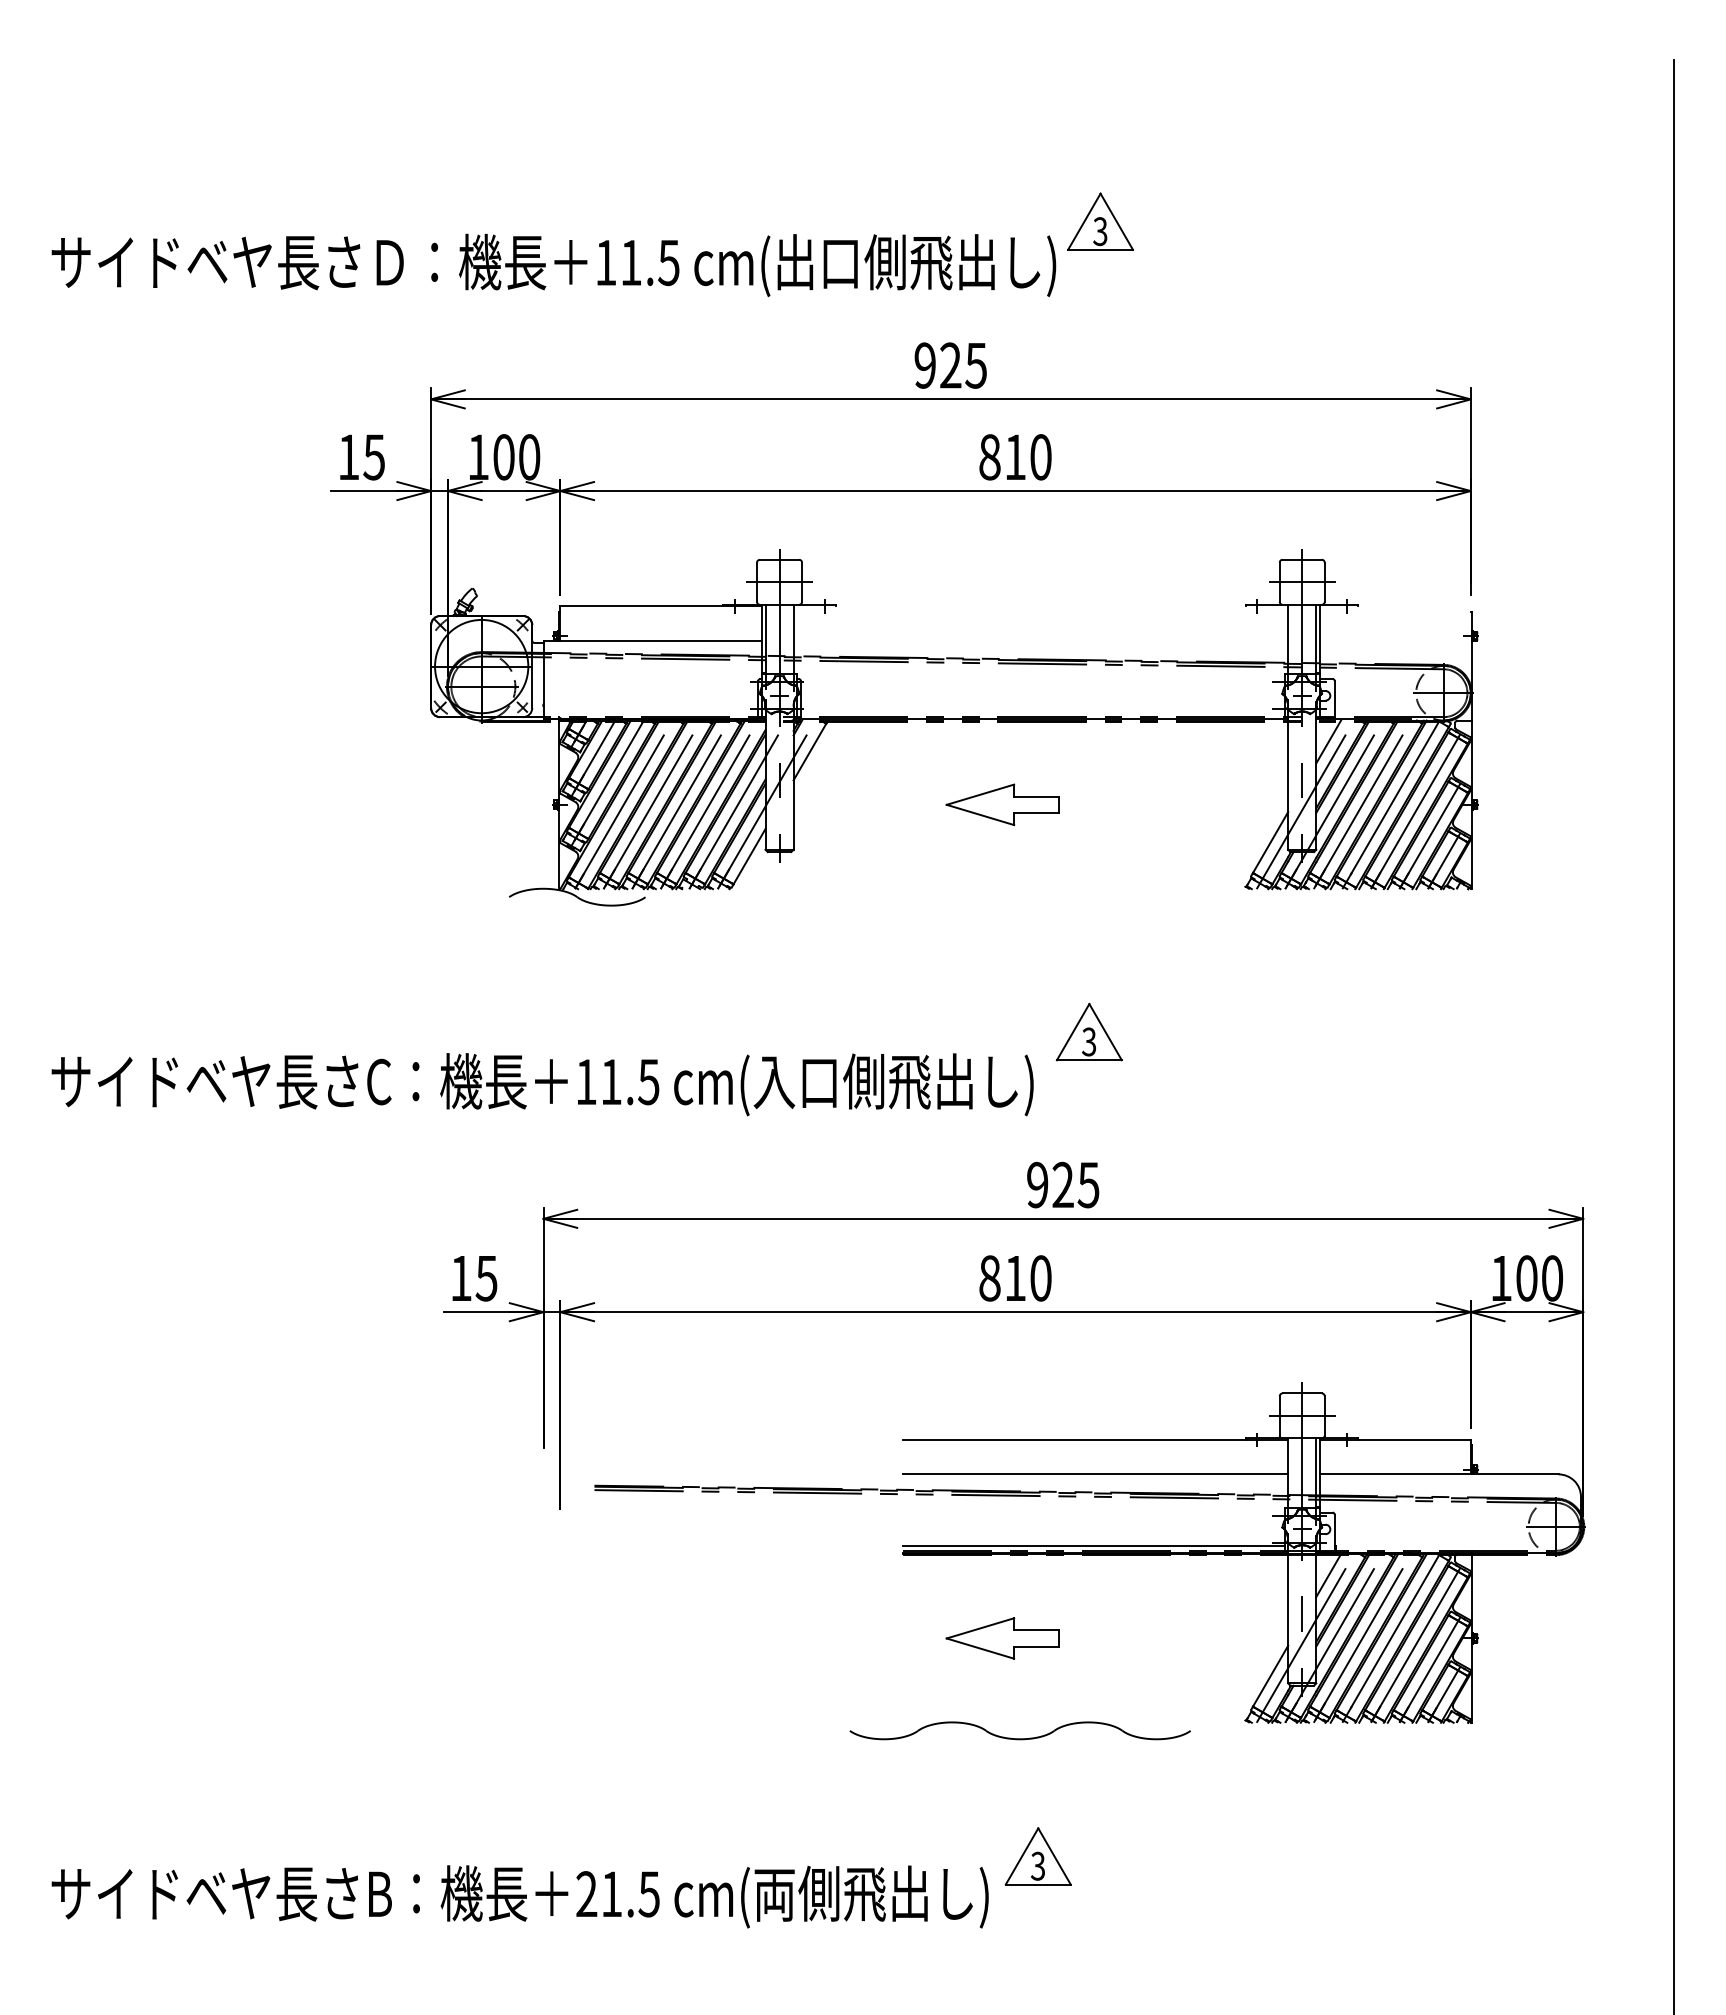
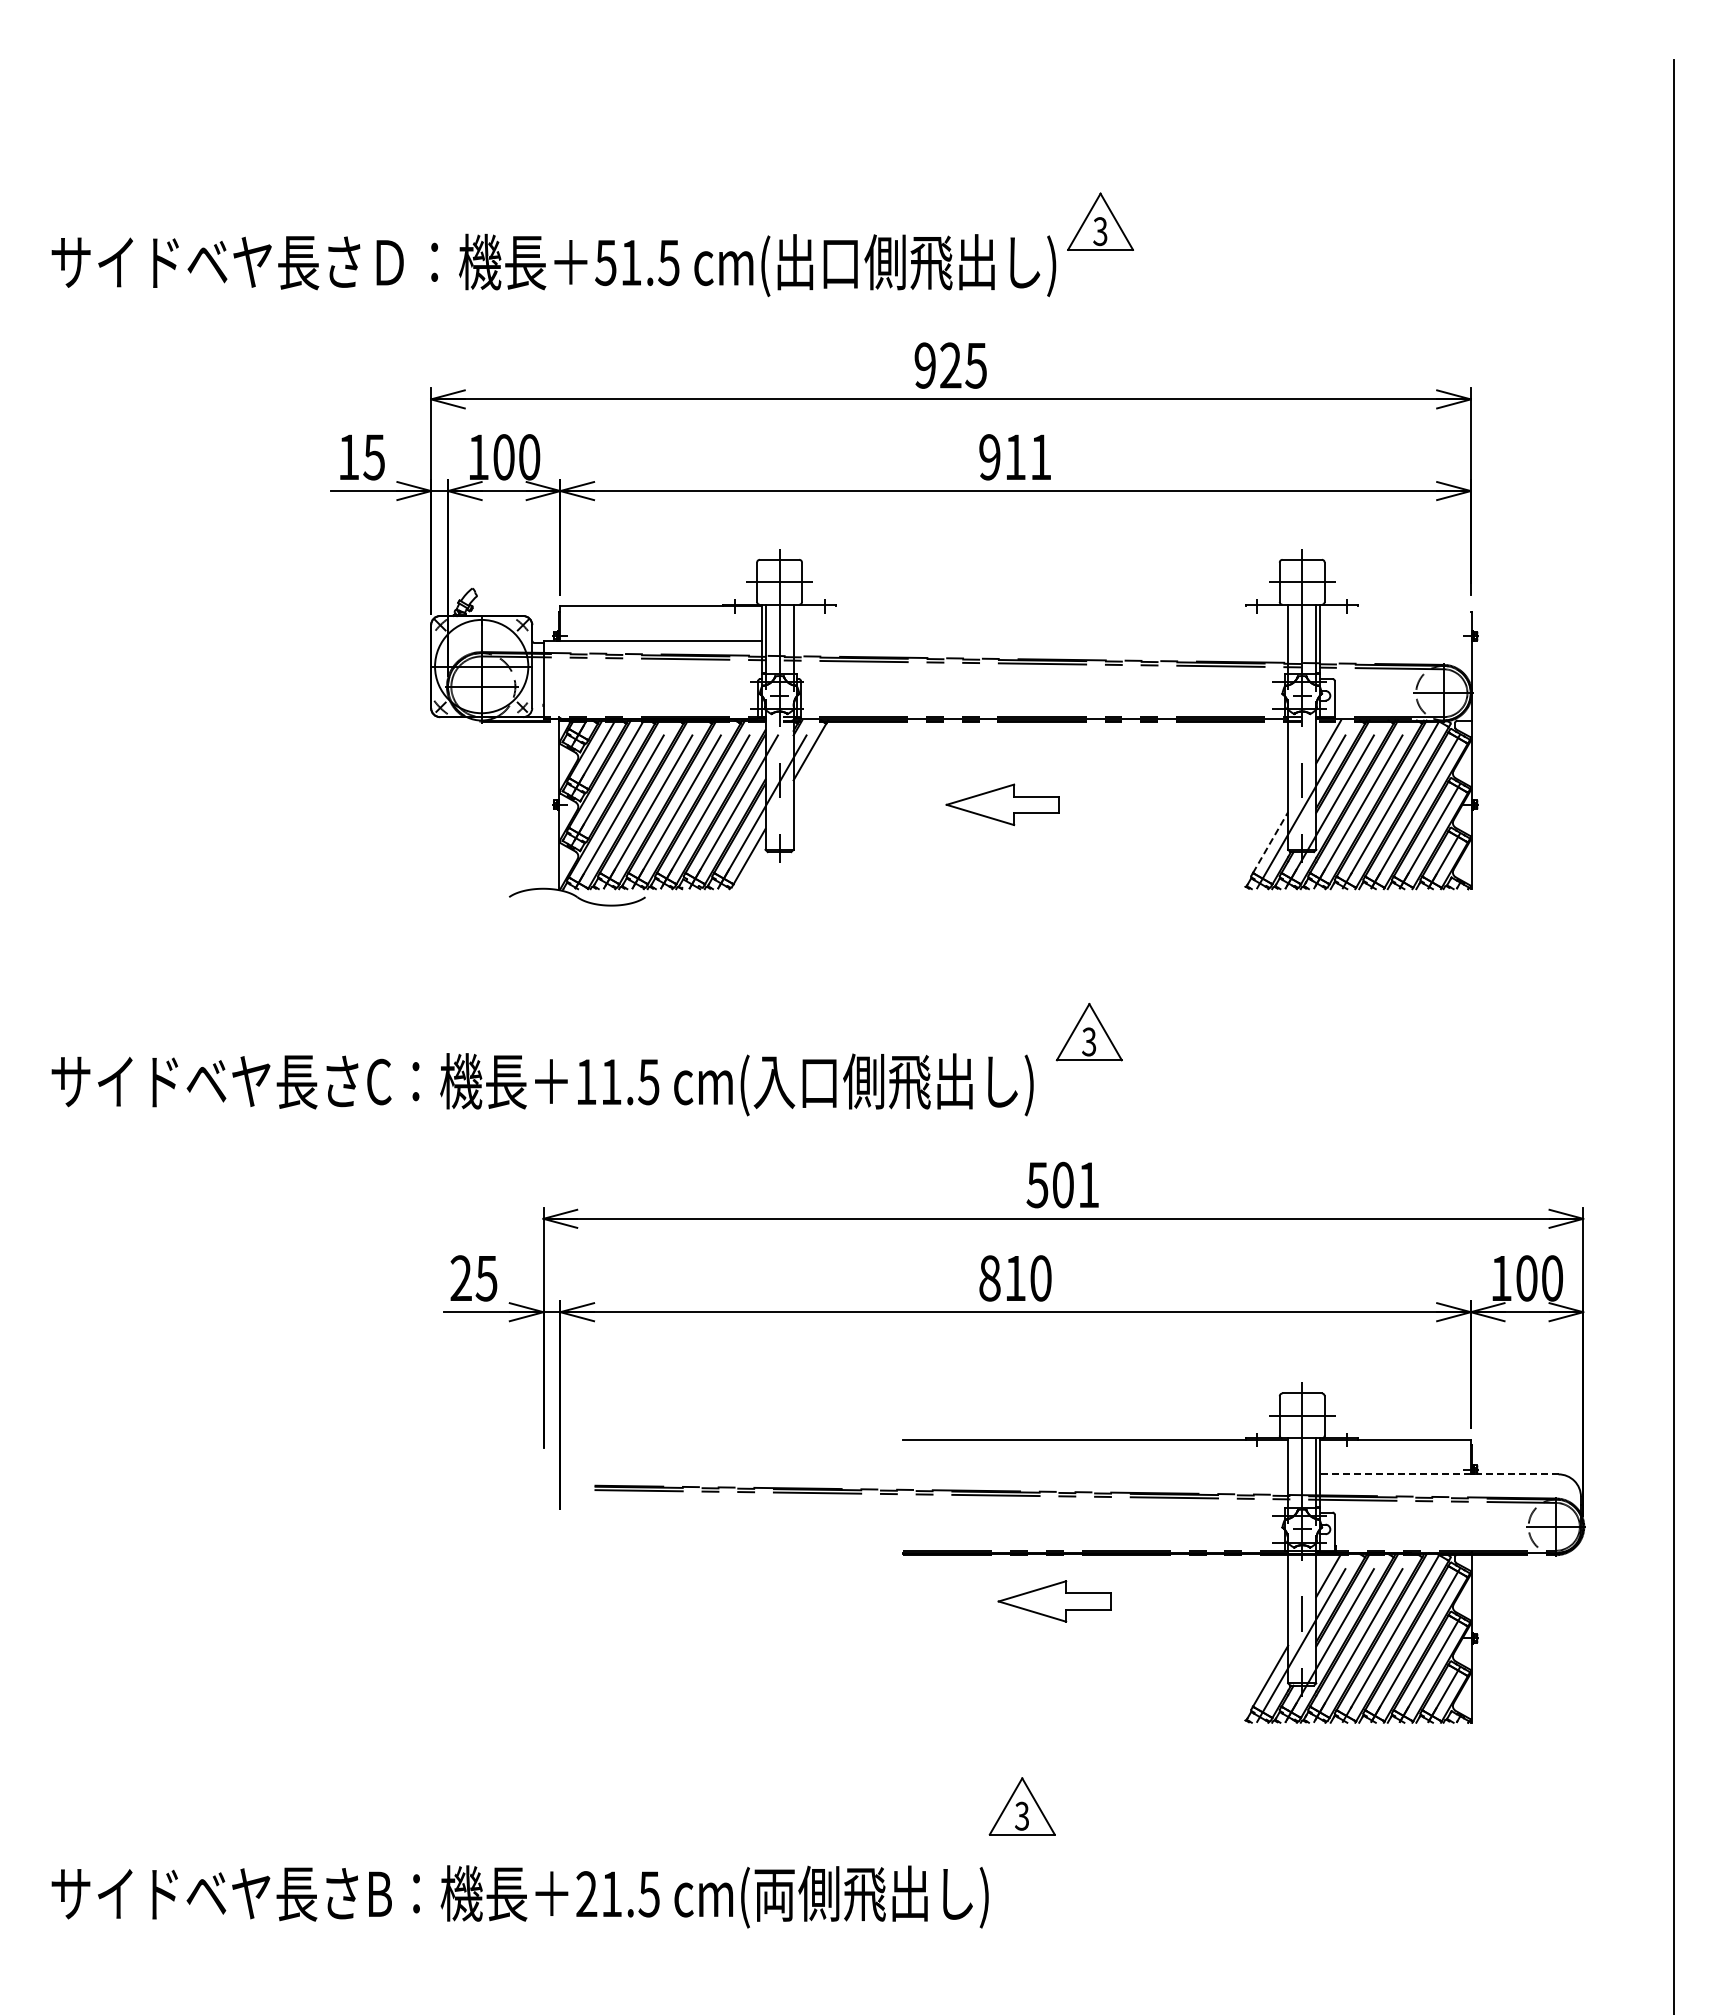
text: 11.5 -> 51.5 (605, 263)
text: 810 -> 911 (1015, 457)
line: solid -> dashed (1270, 842)
text: 925 -> 501 (1062, 1184)
text: 15 -> 25 (460, 1277)
line: present -> none (1095, 1474)
line: solid -> dashed (1438, 1474)
line: present -> none (1093, 1545)
part position: (1002, 1638) -> (1054, 1601) (1054, 1601)
part: present -> none (1019, 1738)
part position: (1037, 1856) -> (1021, 1806) (1021, 1806)
